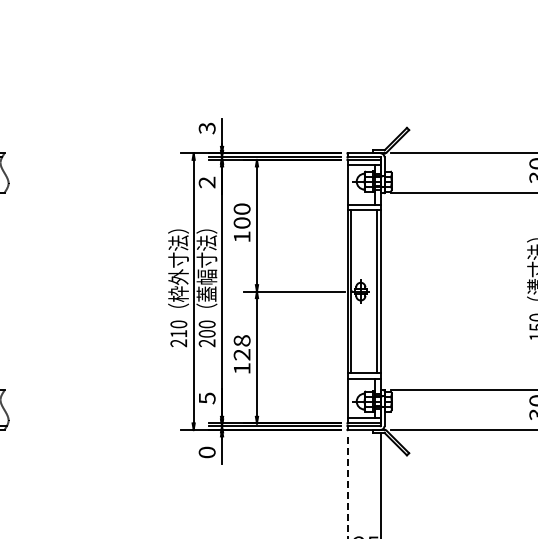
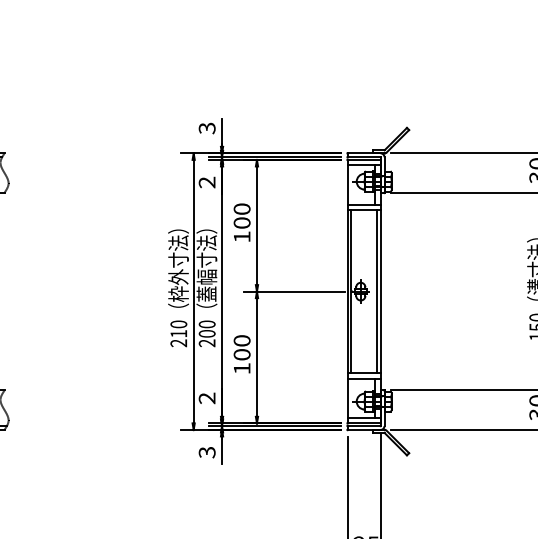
text: 128 -> 100 (241, 347)
text: 5 -> 2 (206, 398)
text: 0 -> 3 (206, 452)
line: dashed -> solid (347, 487)
